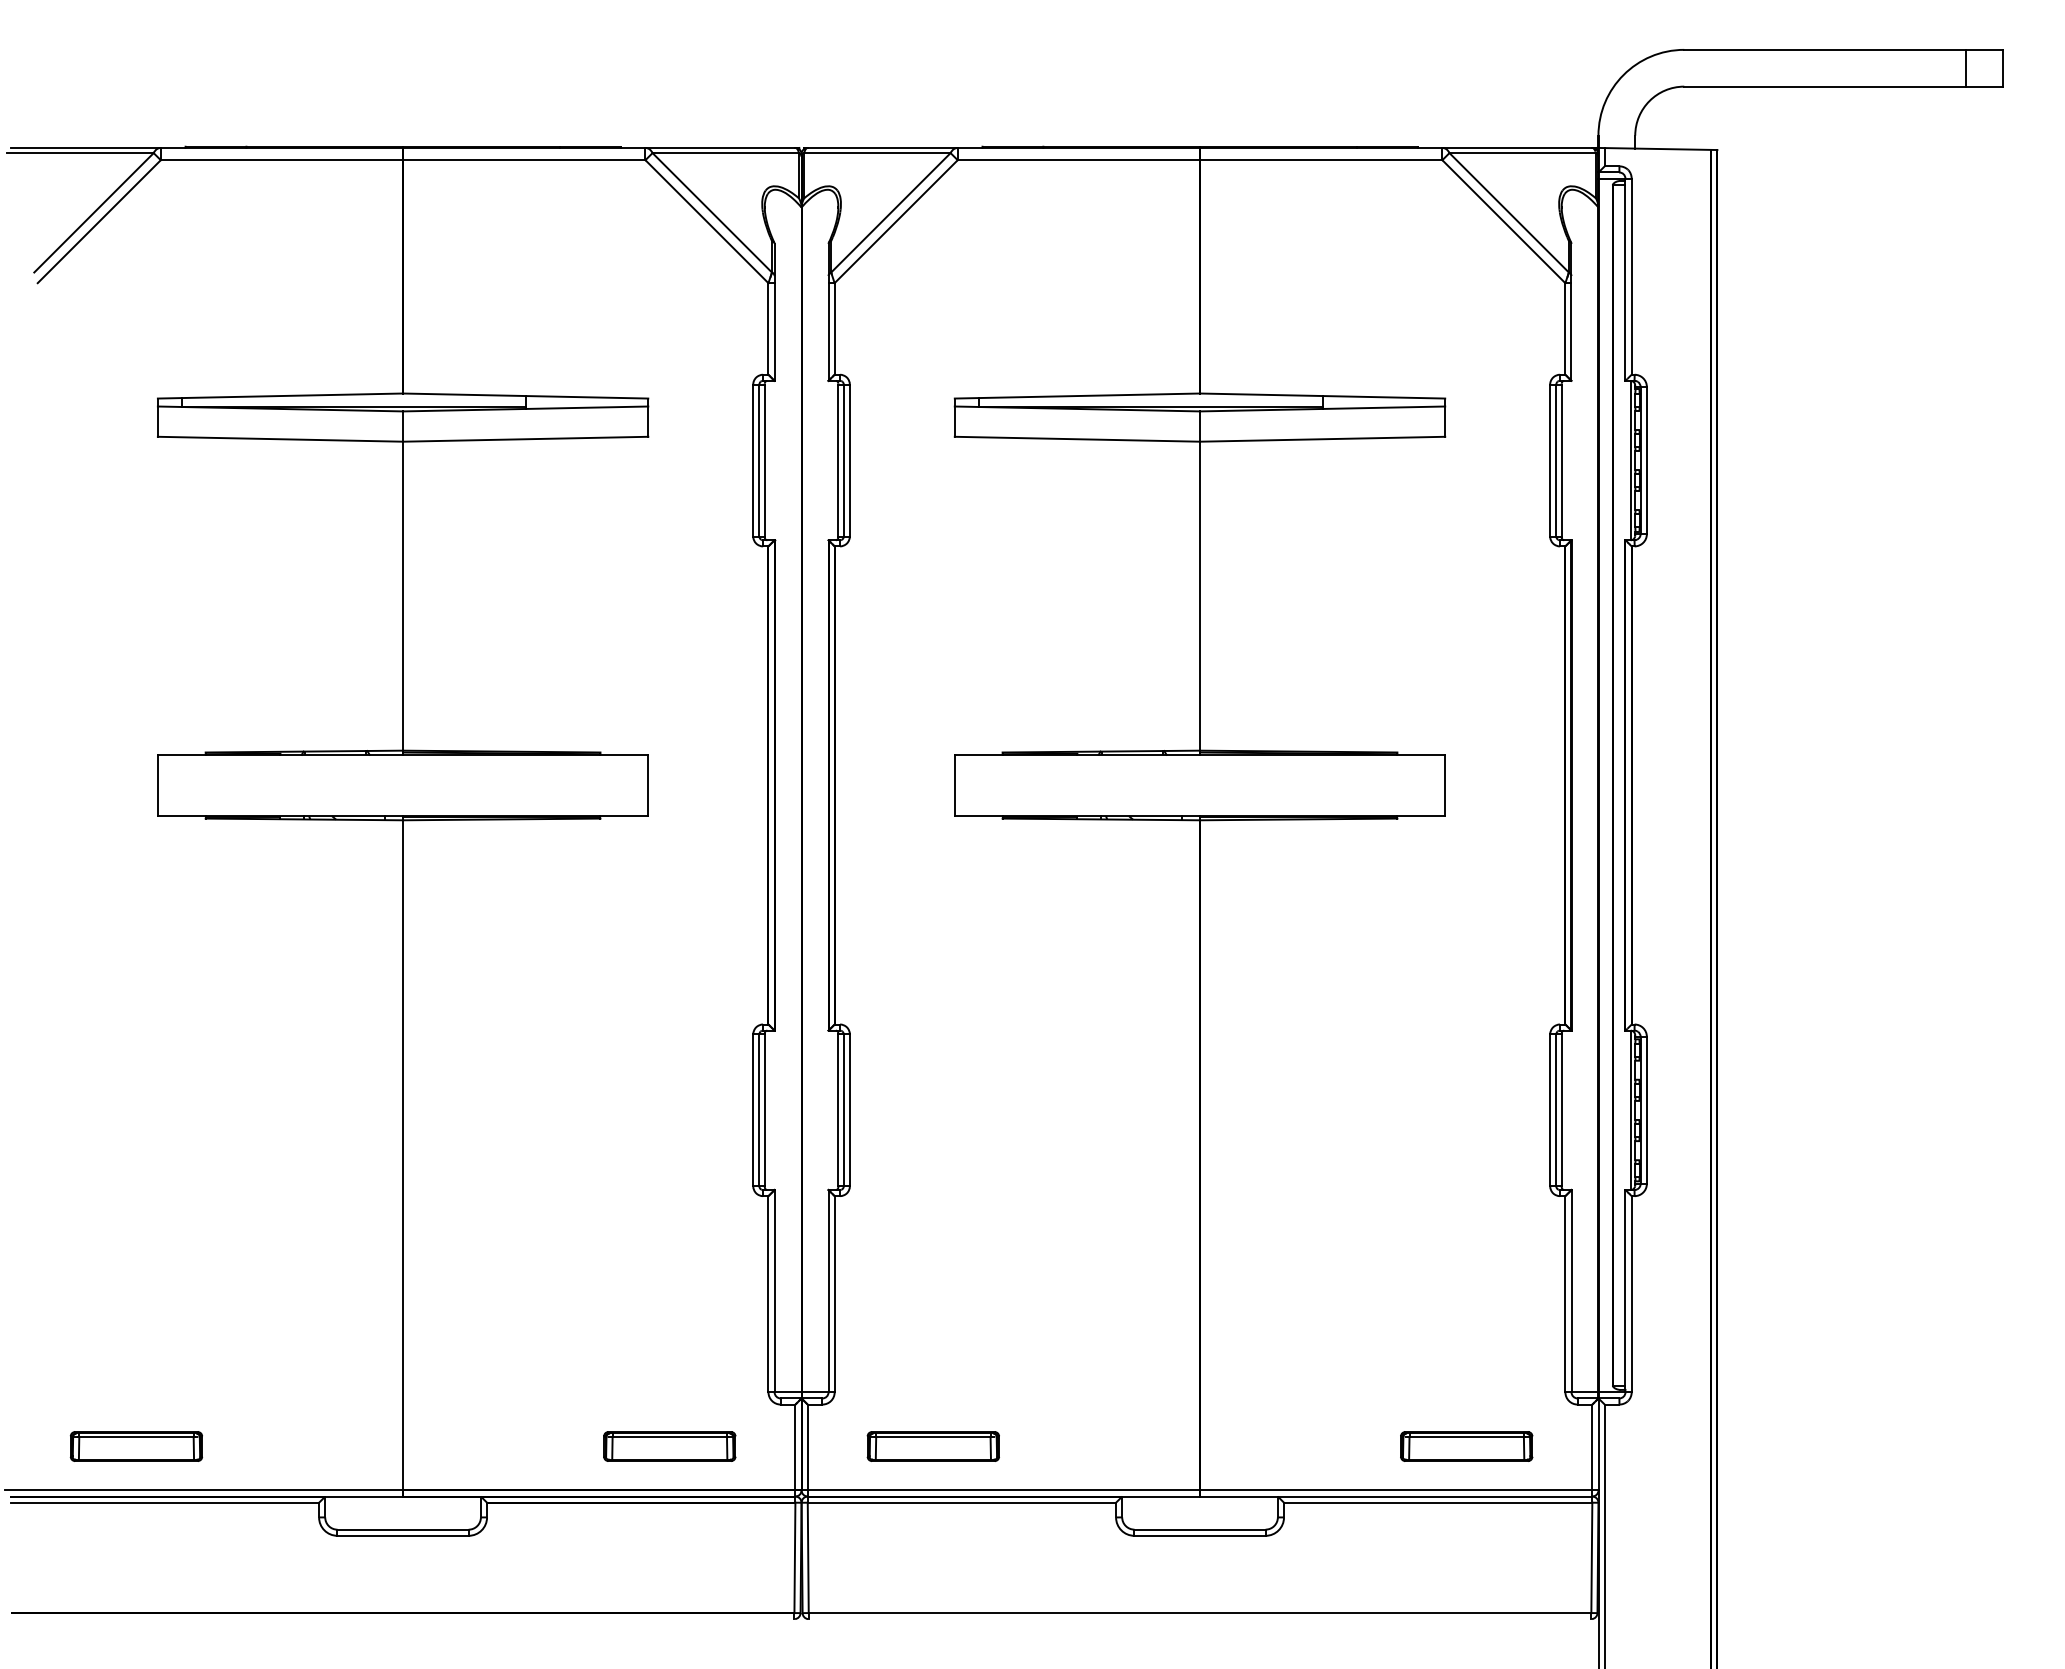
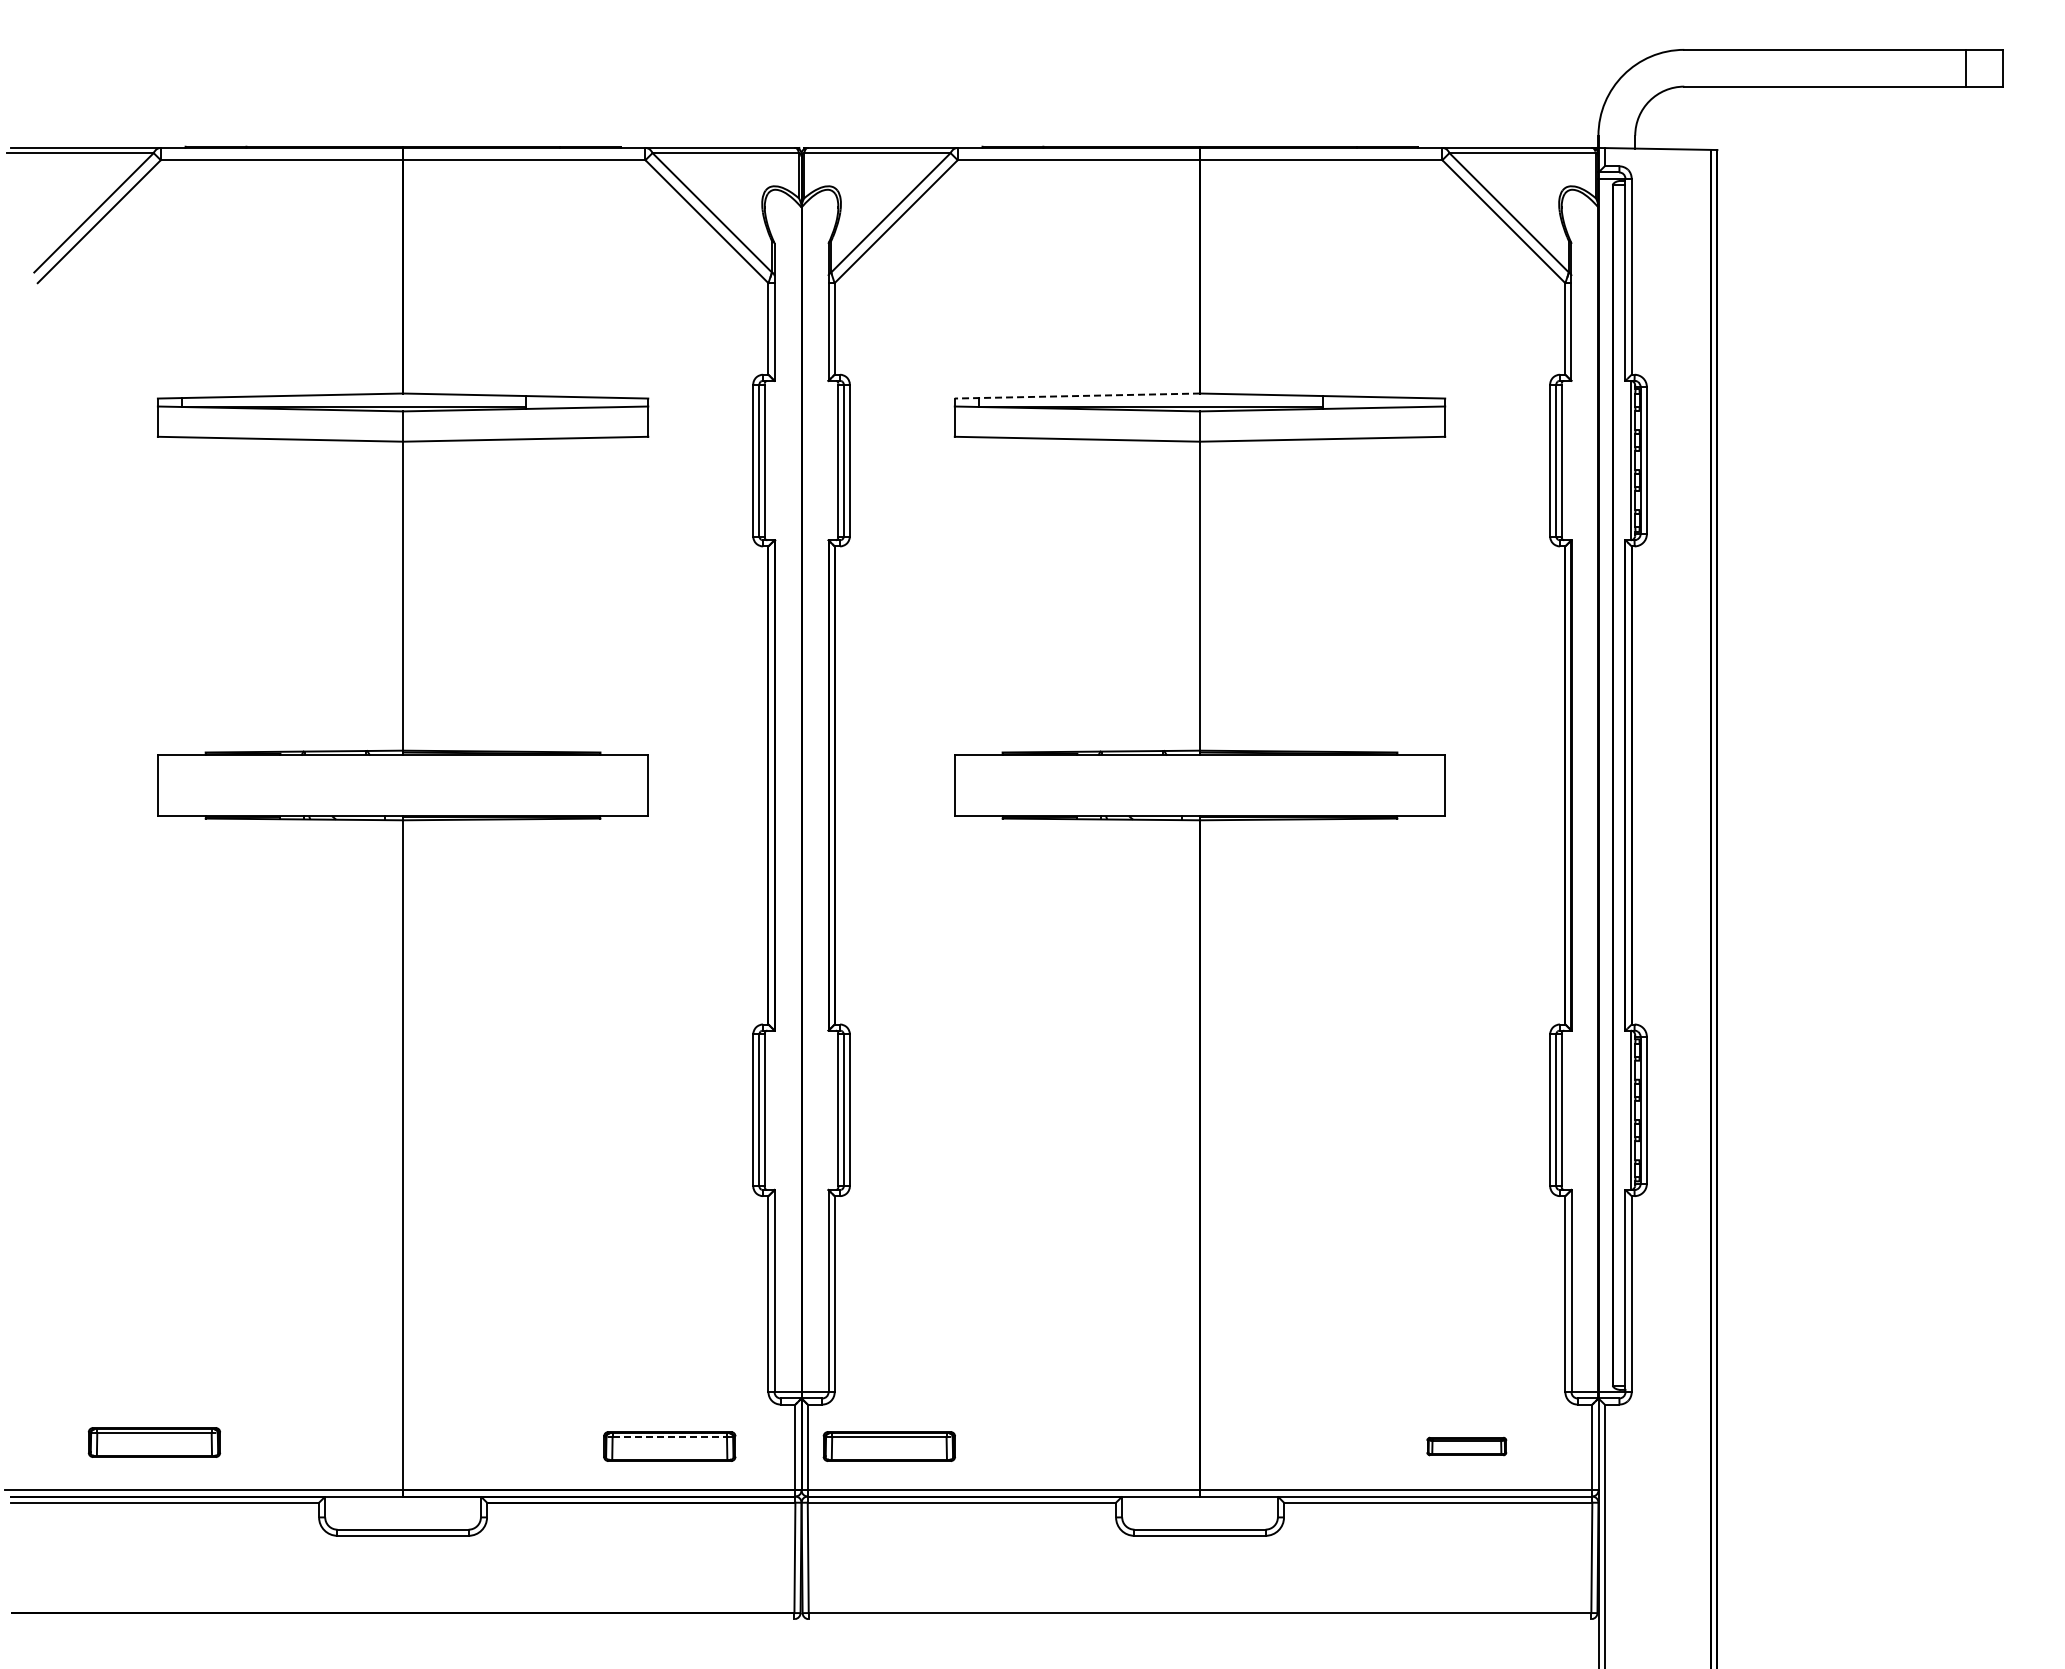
line: solid -> dashed (1077, 396)
line: solid -> dashed (670, 1437)
part position: (136, 1446) -> (154, 1442) (154, 1442)
part position: (932, 1446) -> (888, 1446) (888, 1446)
part size: 134x31 px -> 82x21 px (1466, 1446)
